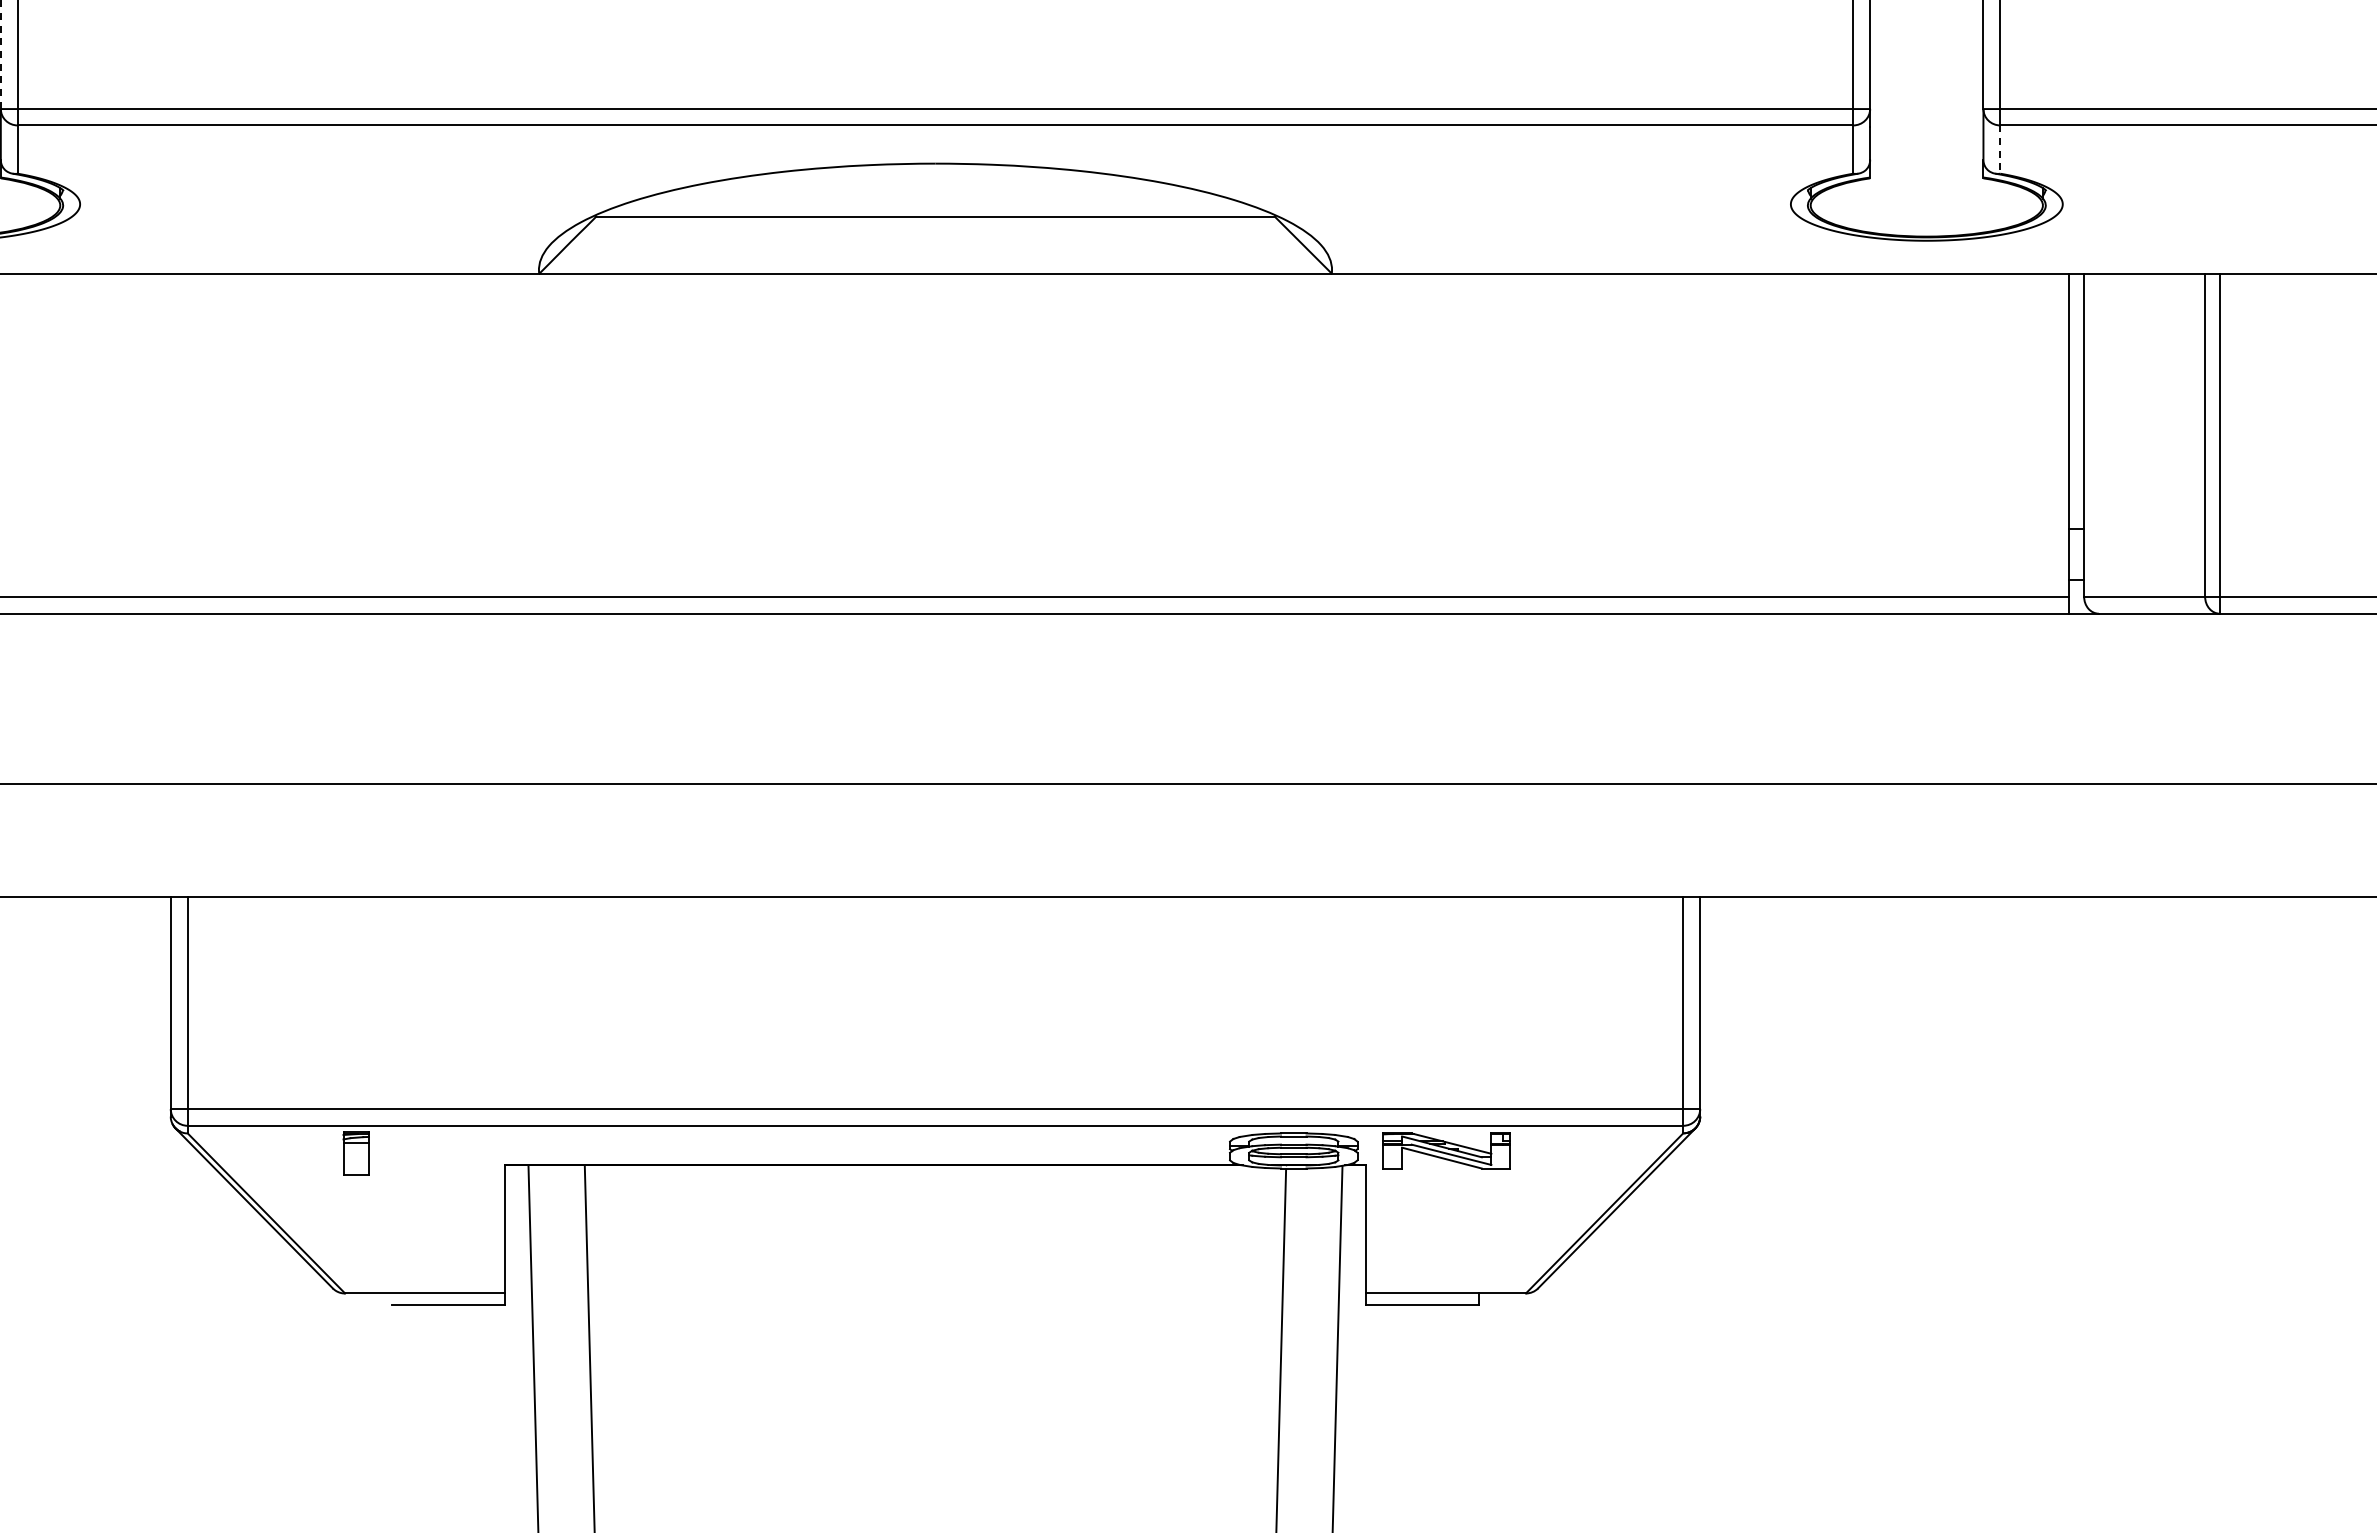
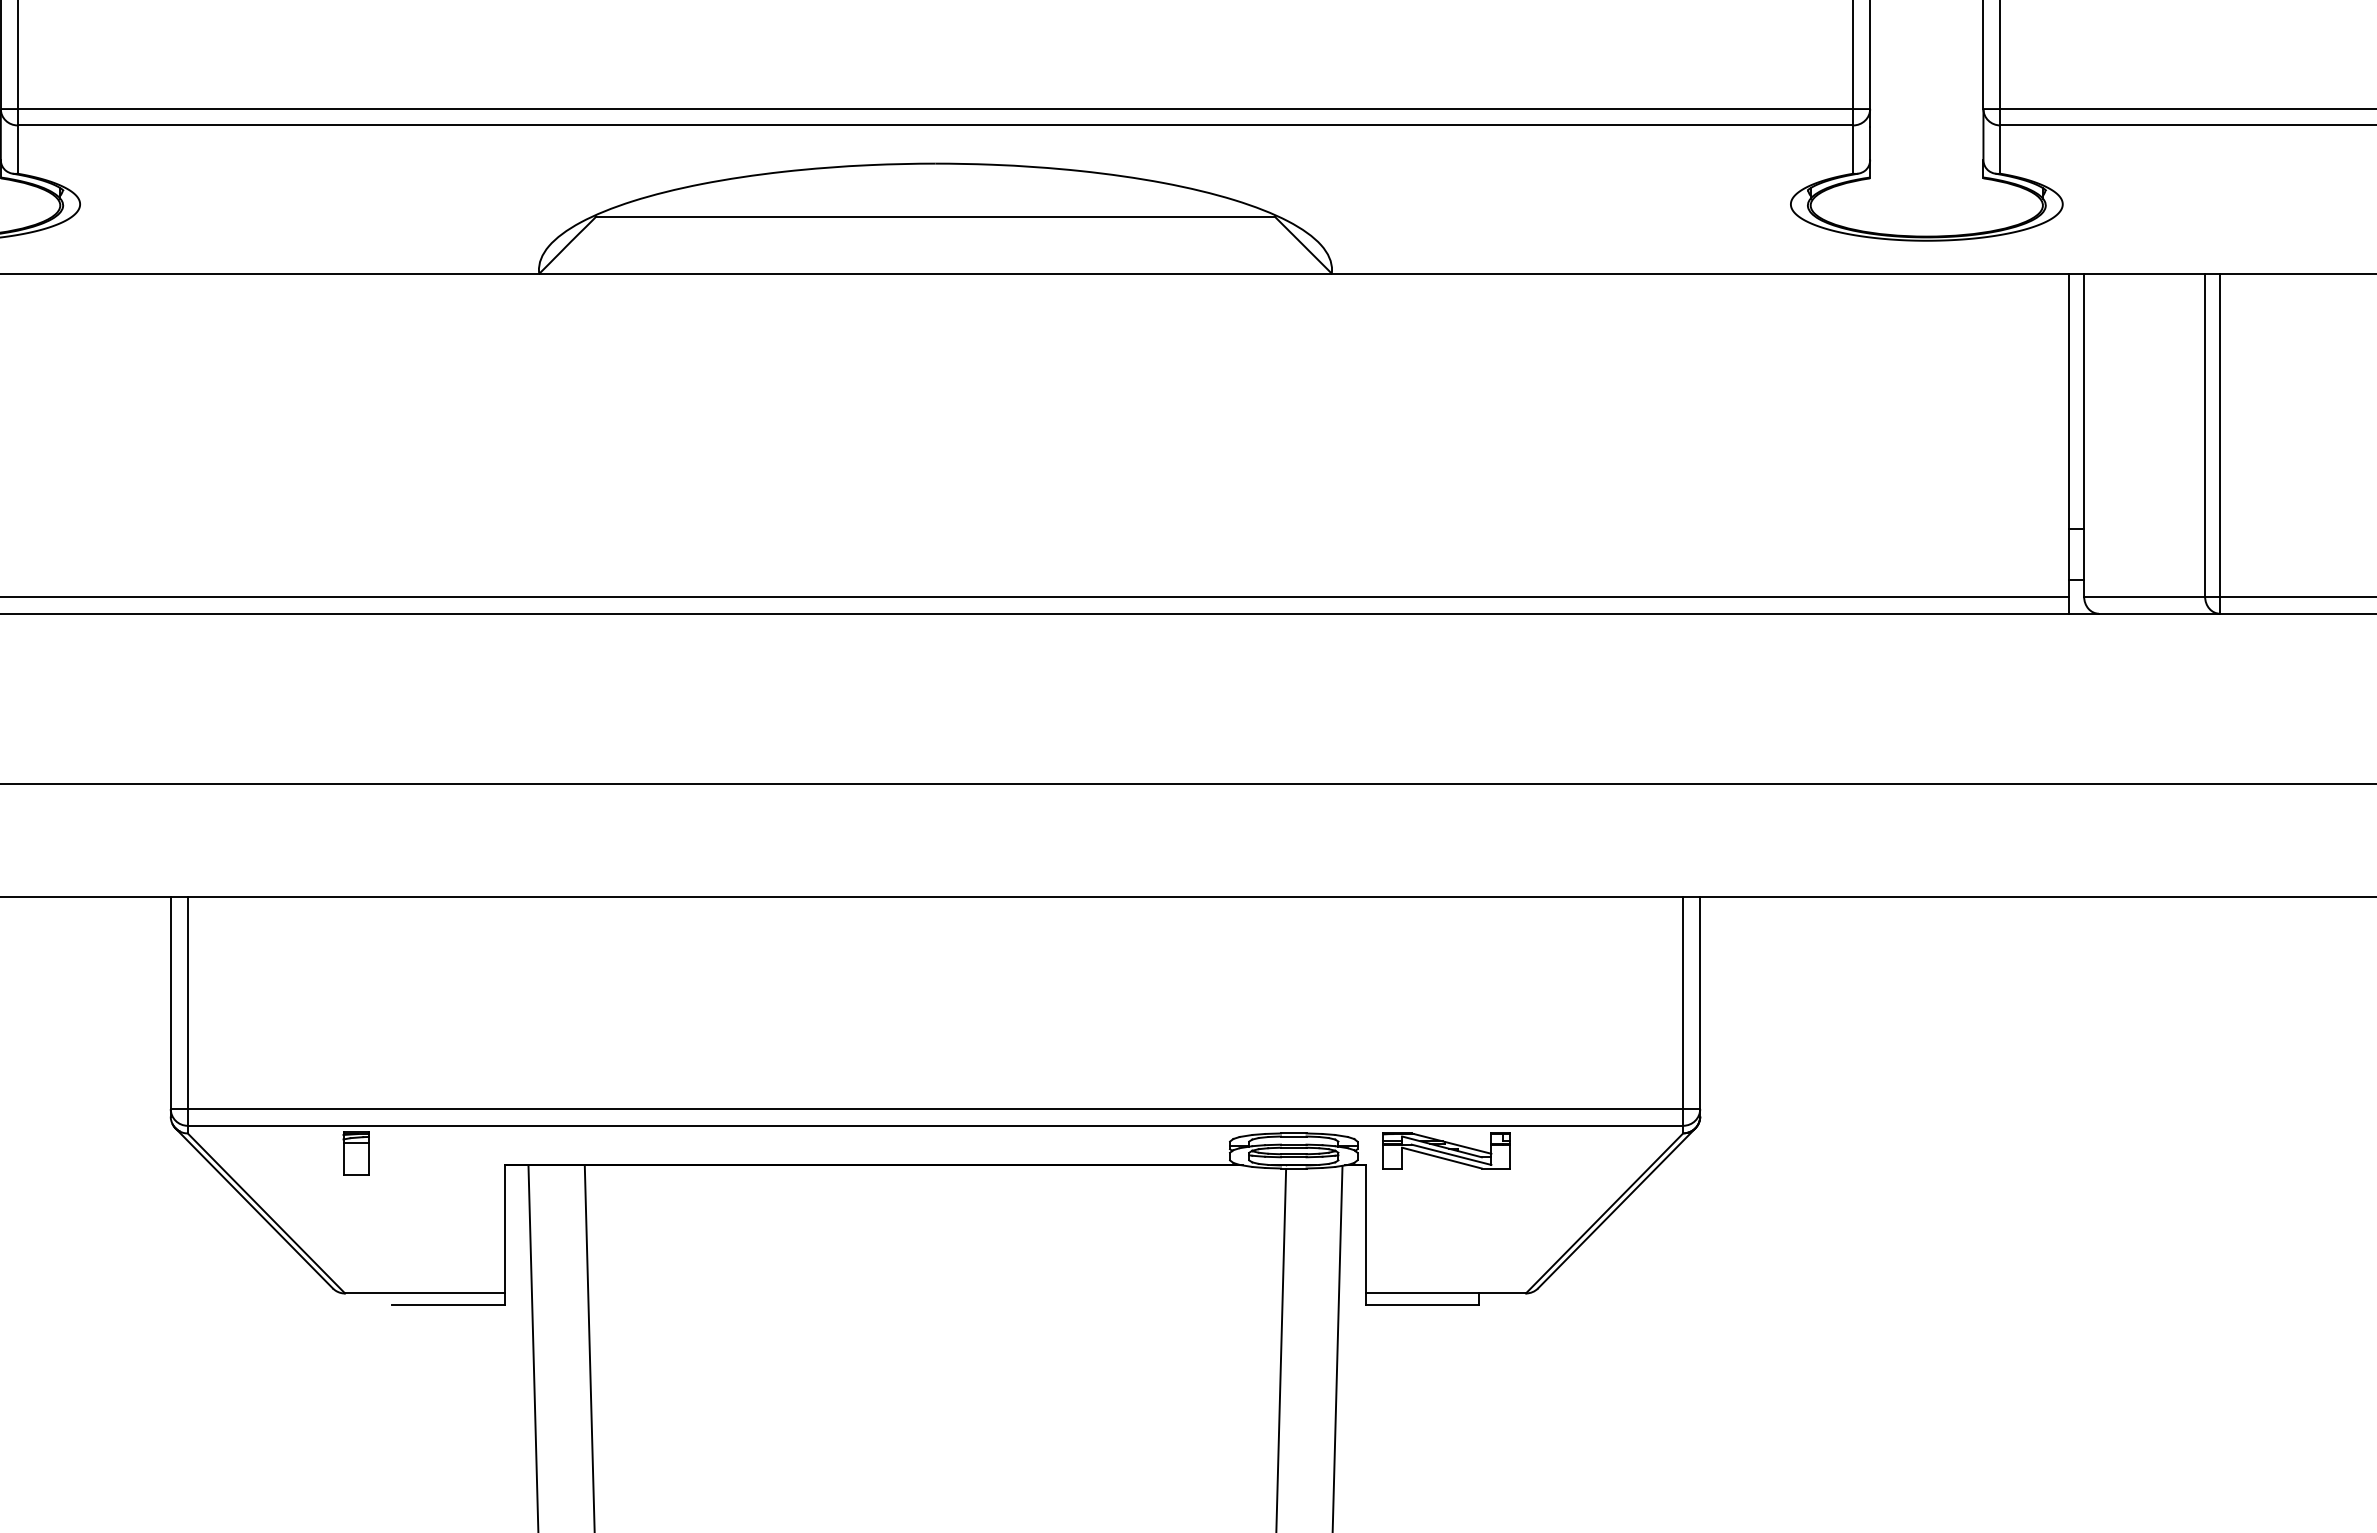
line: dashed -> solid (0, 55)
line: dashed -> solid (2000, 150)
